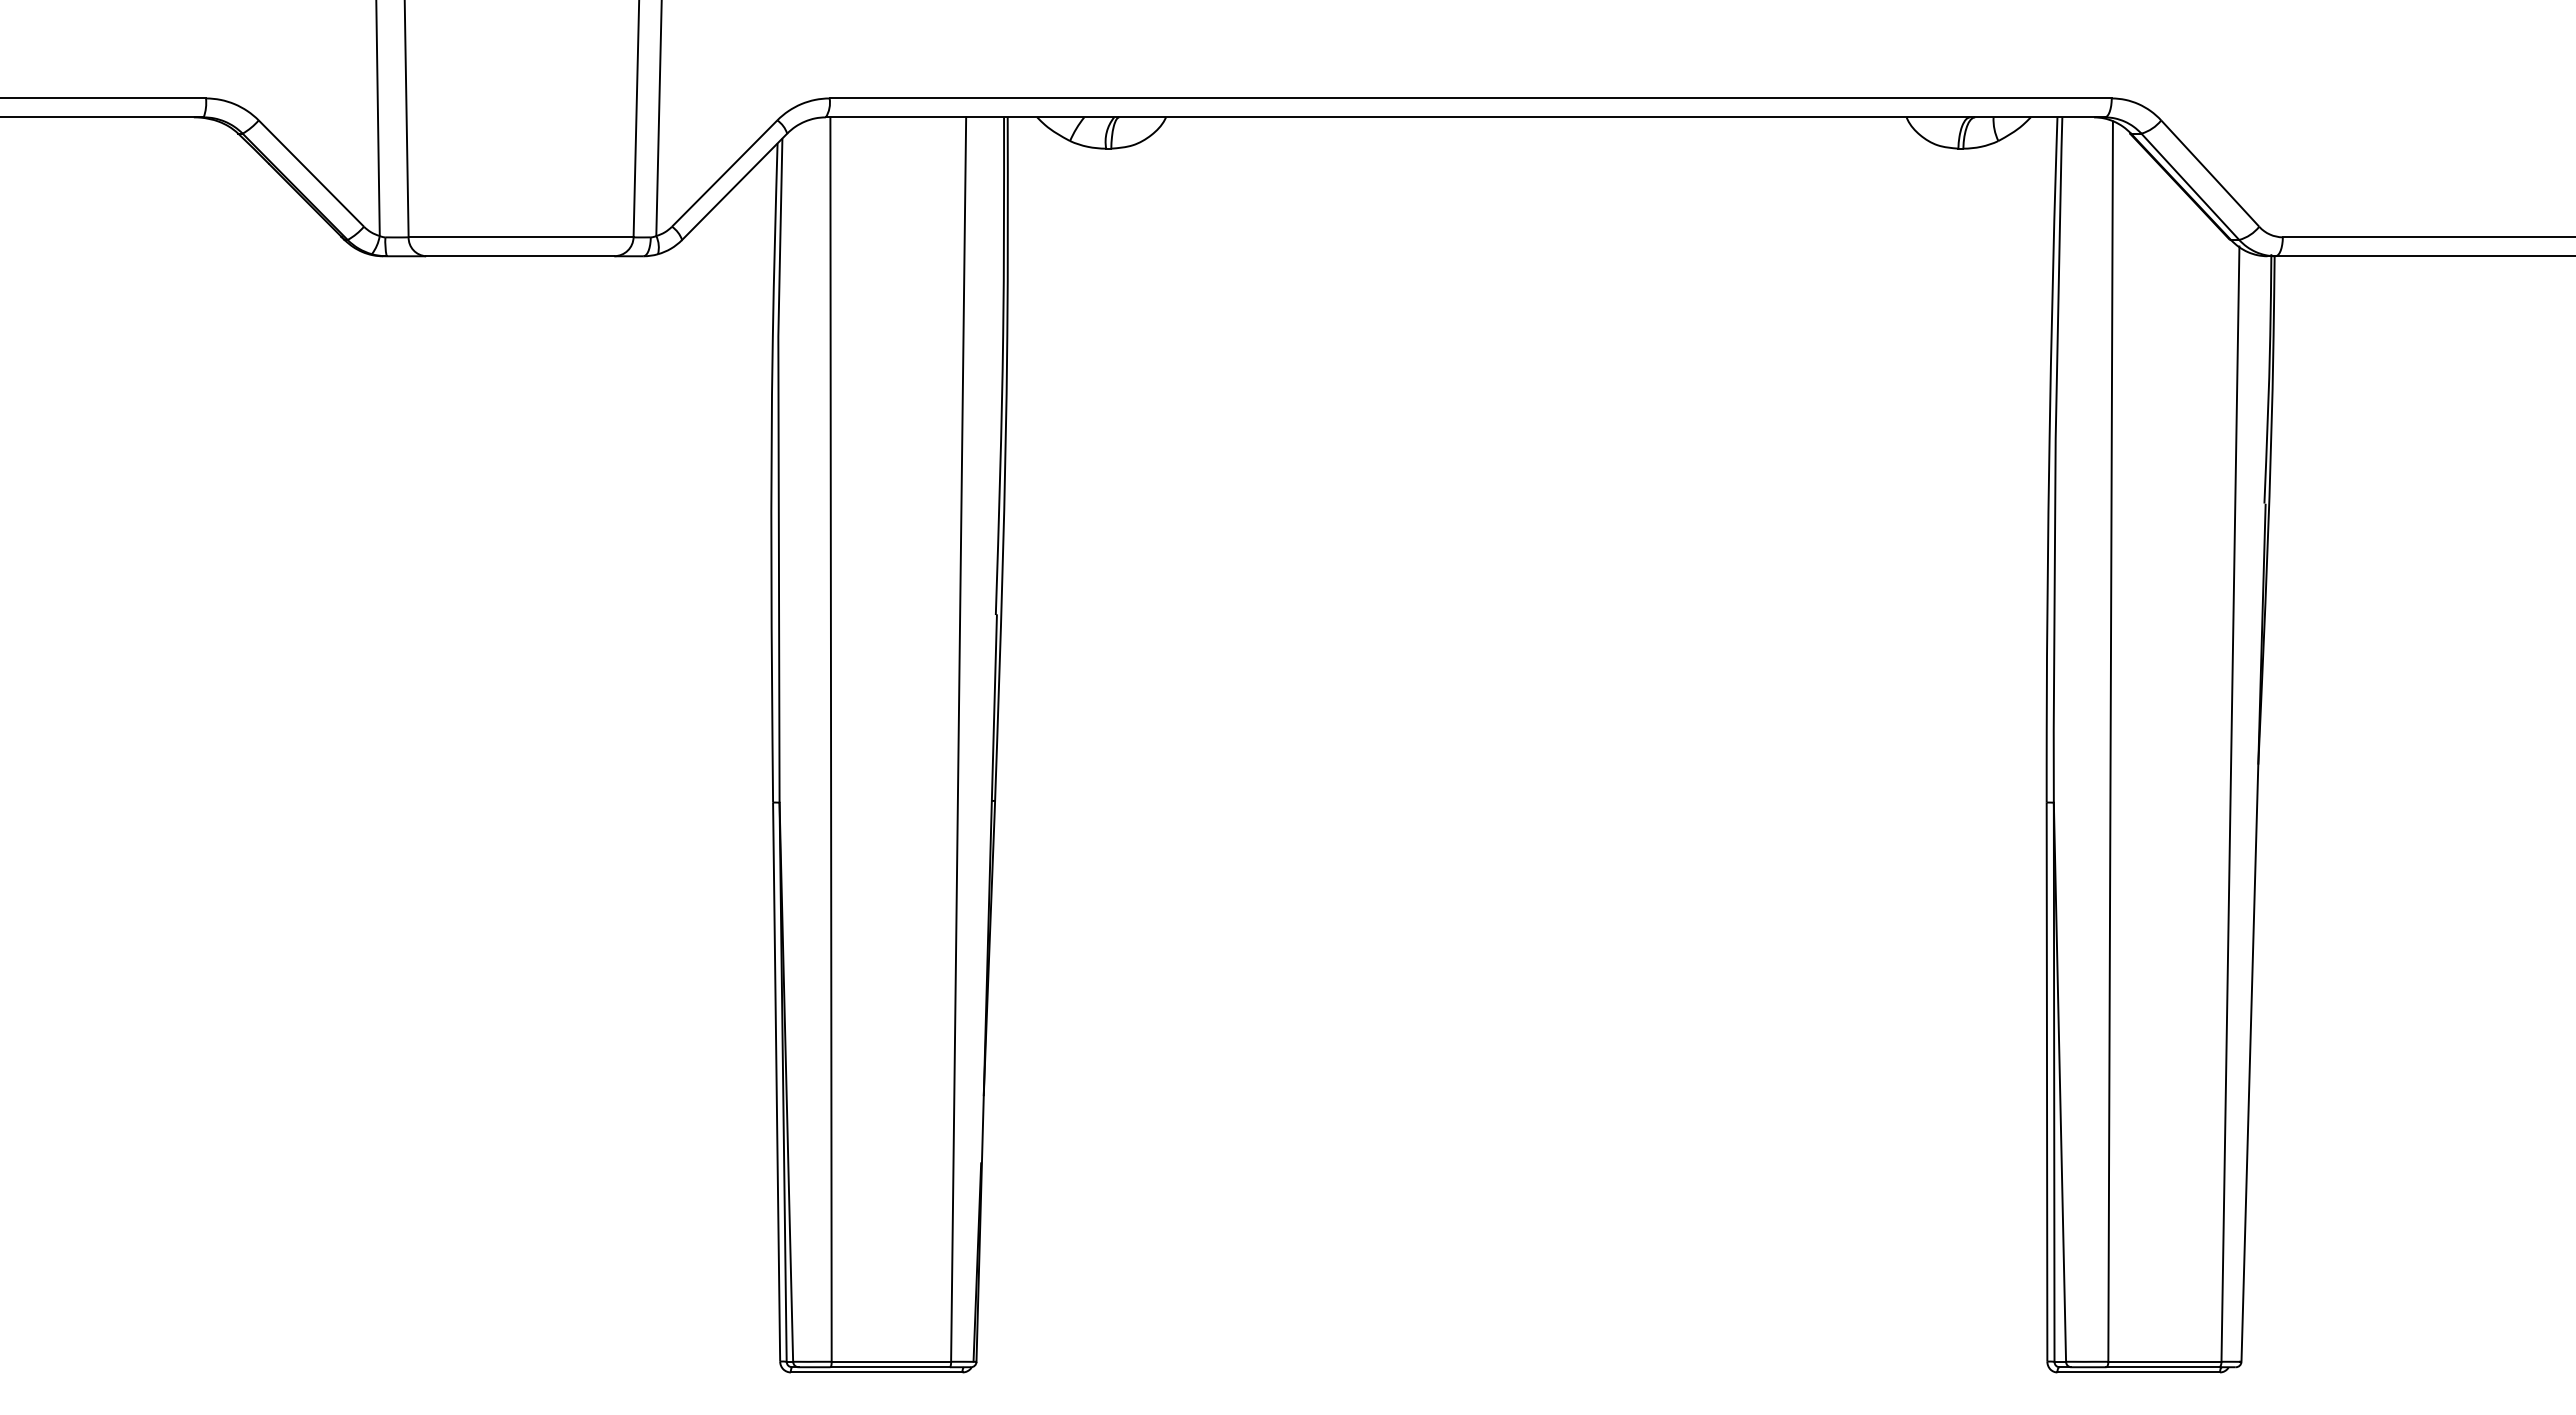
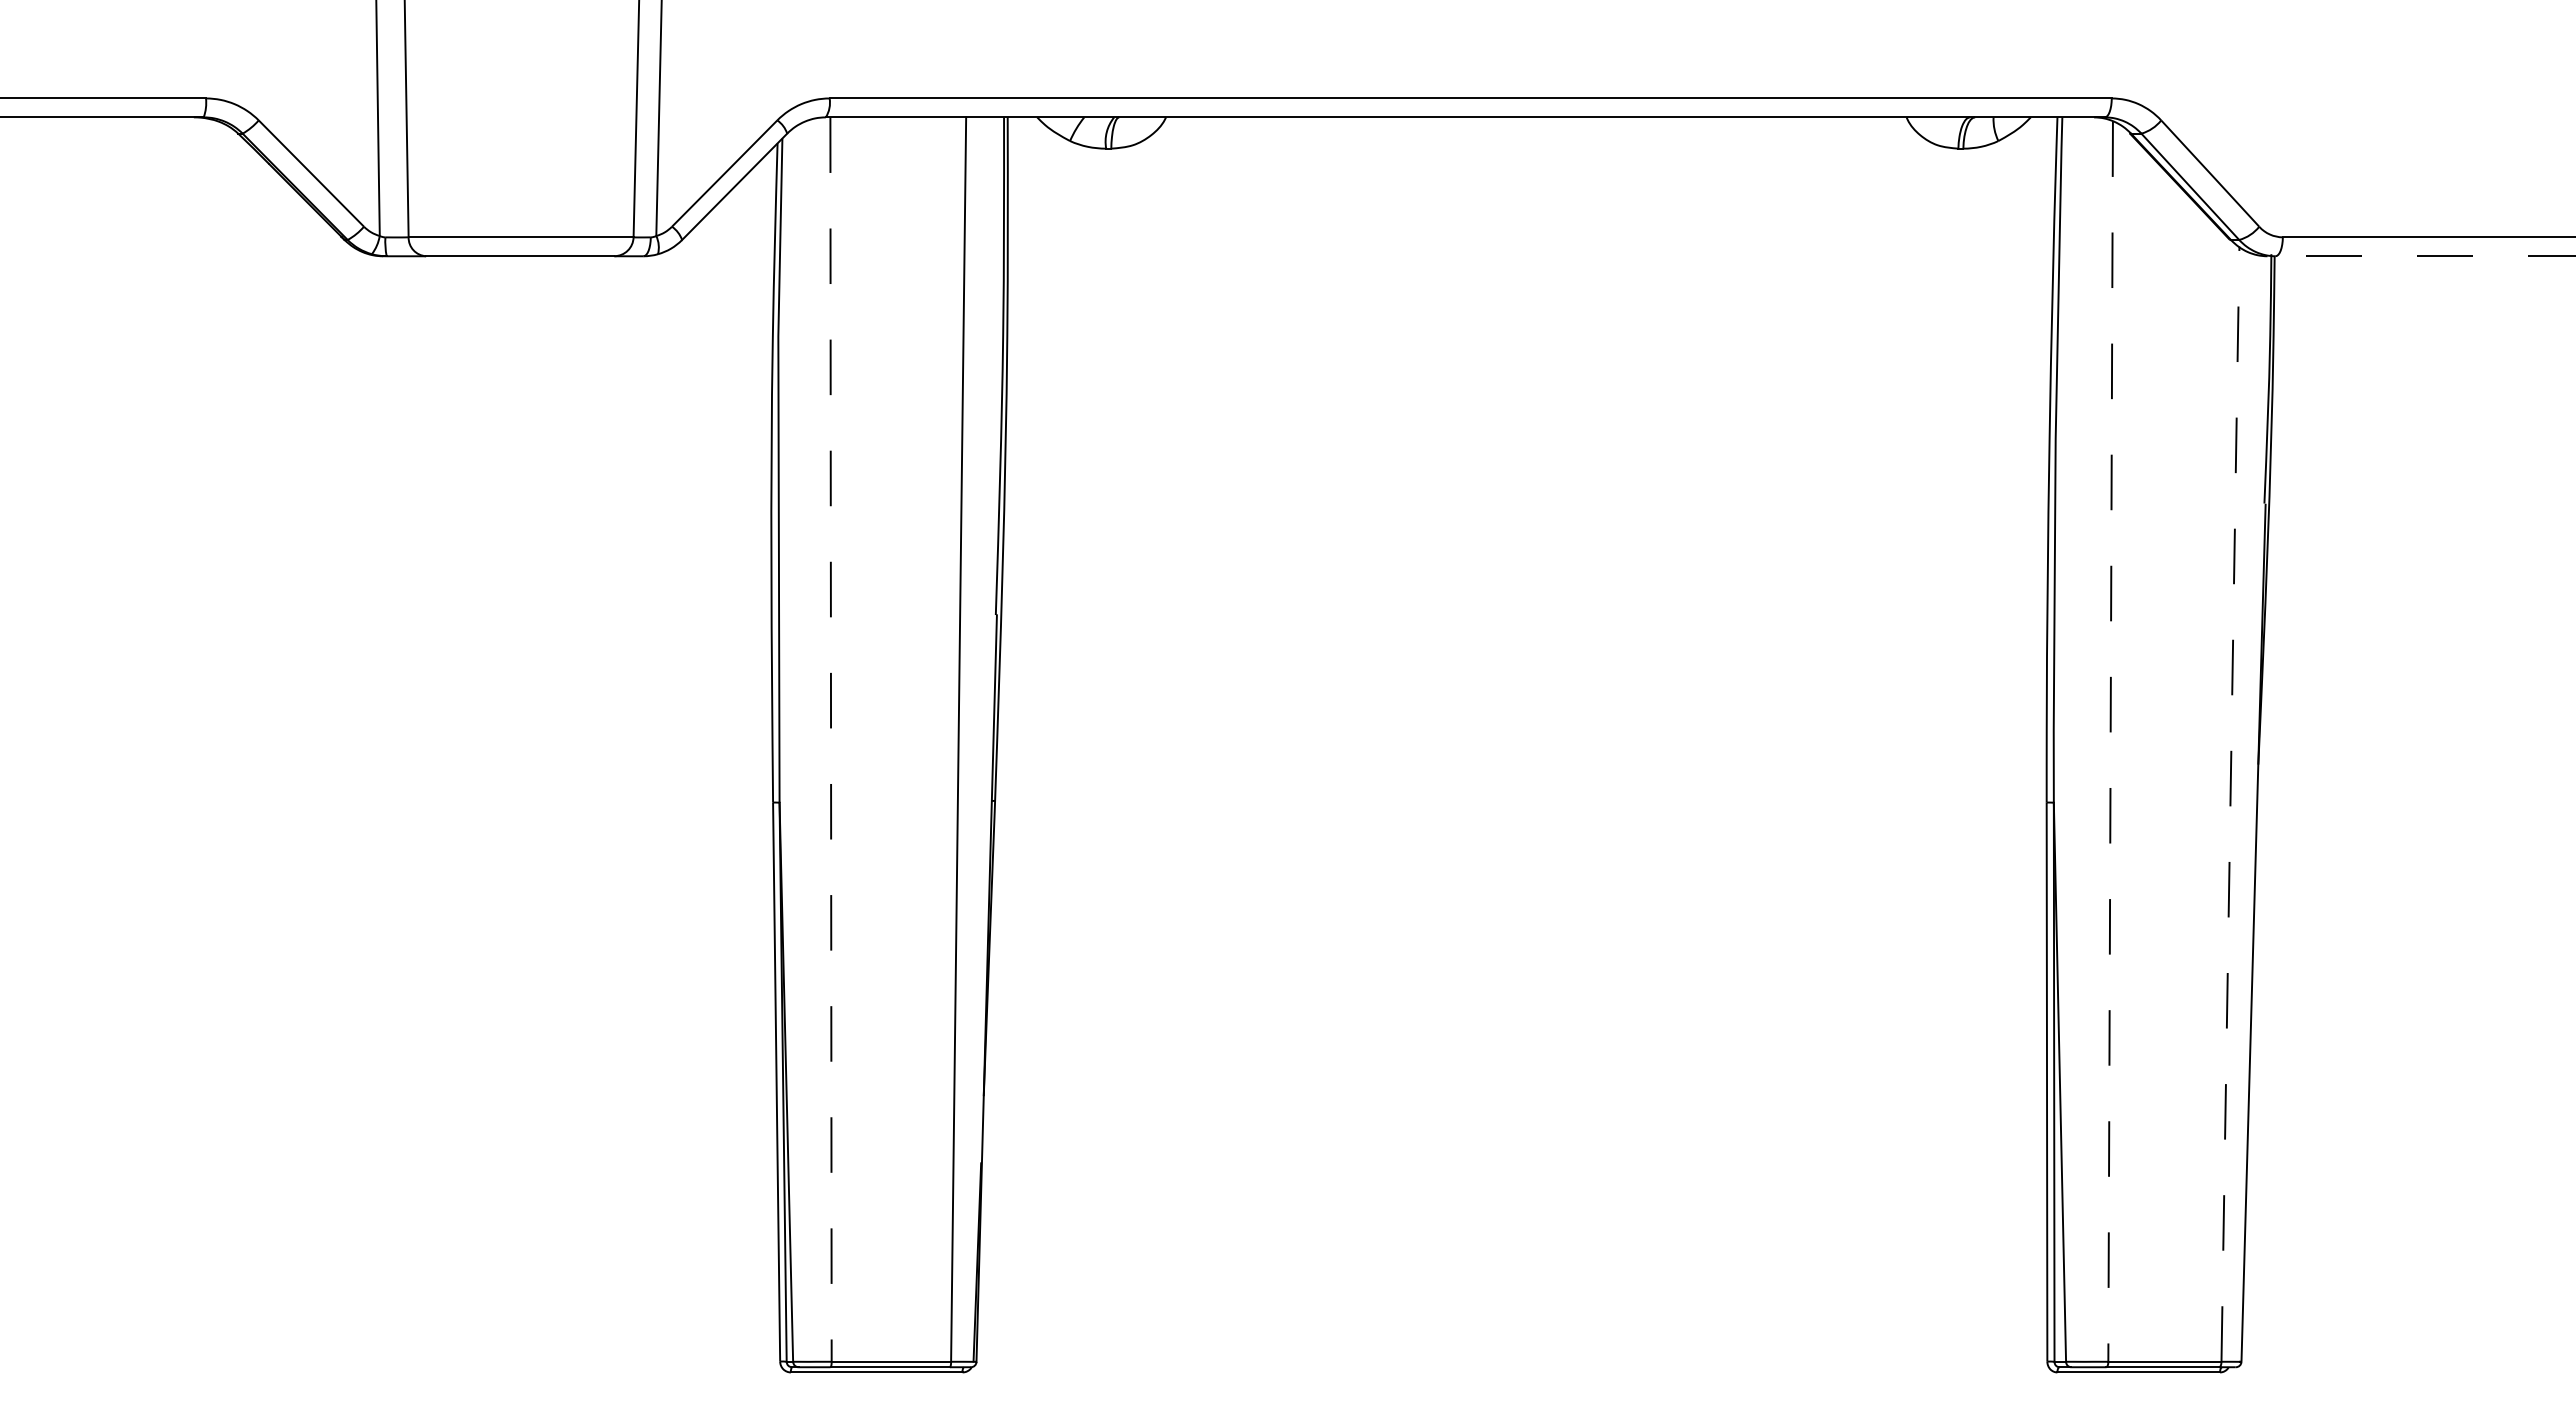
line: solid -> dashed (2421, 256)
line: solid -> dashed (831, 740)
line: solid -> dashed (2110, 742)
line: solid -> dashed (2230, 804)
